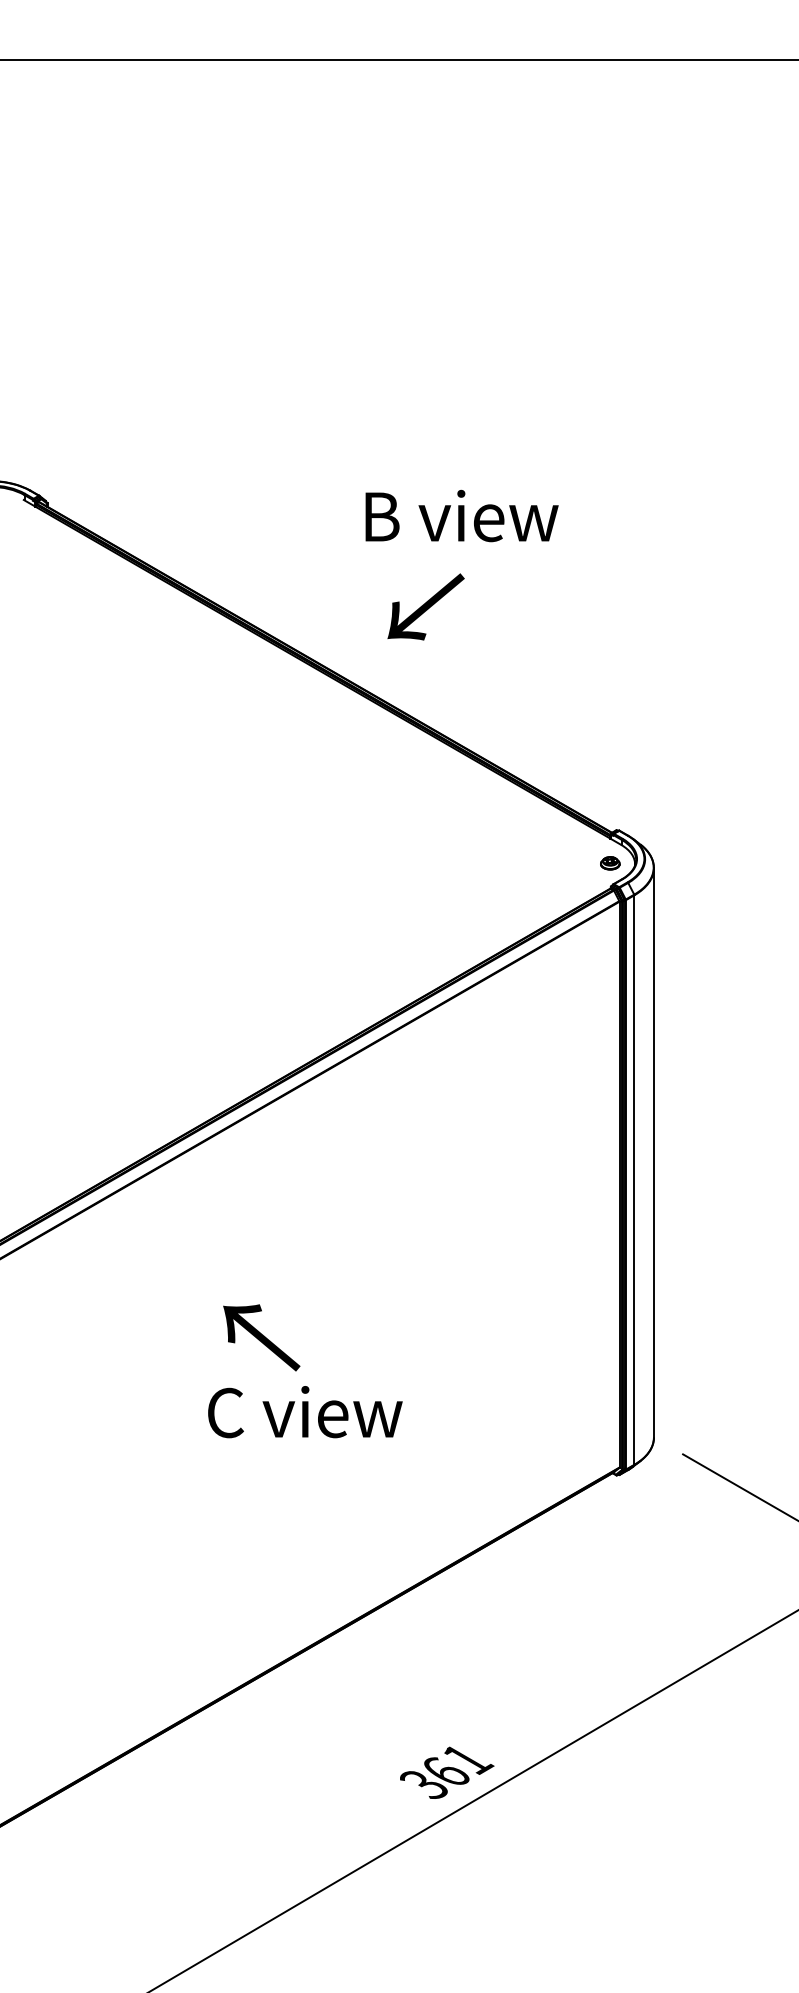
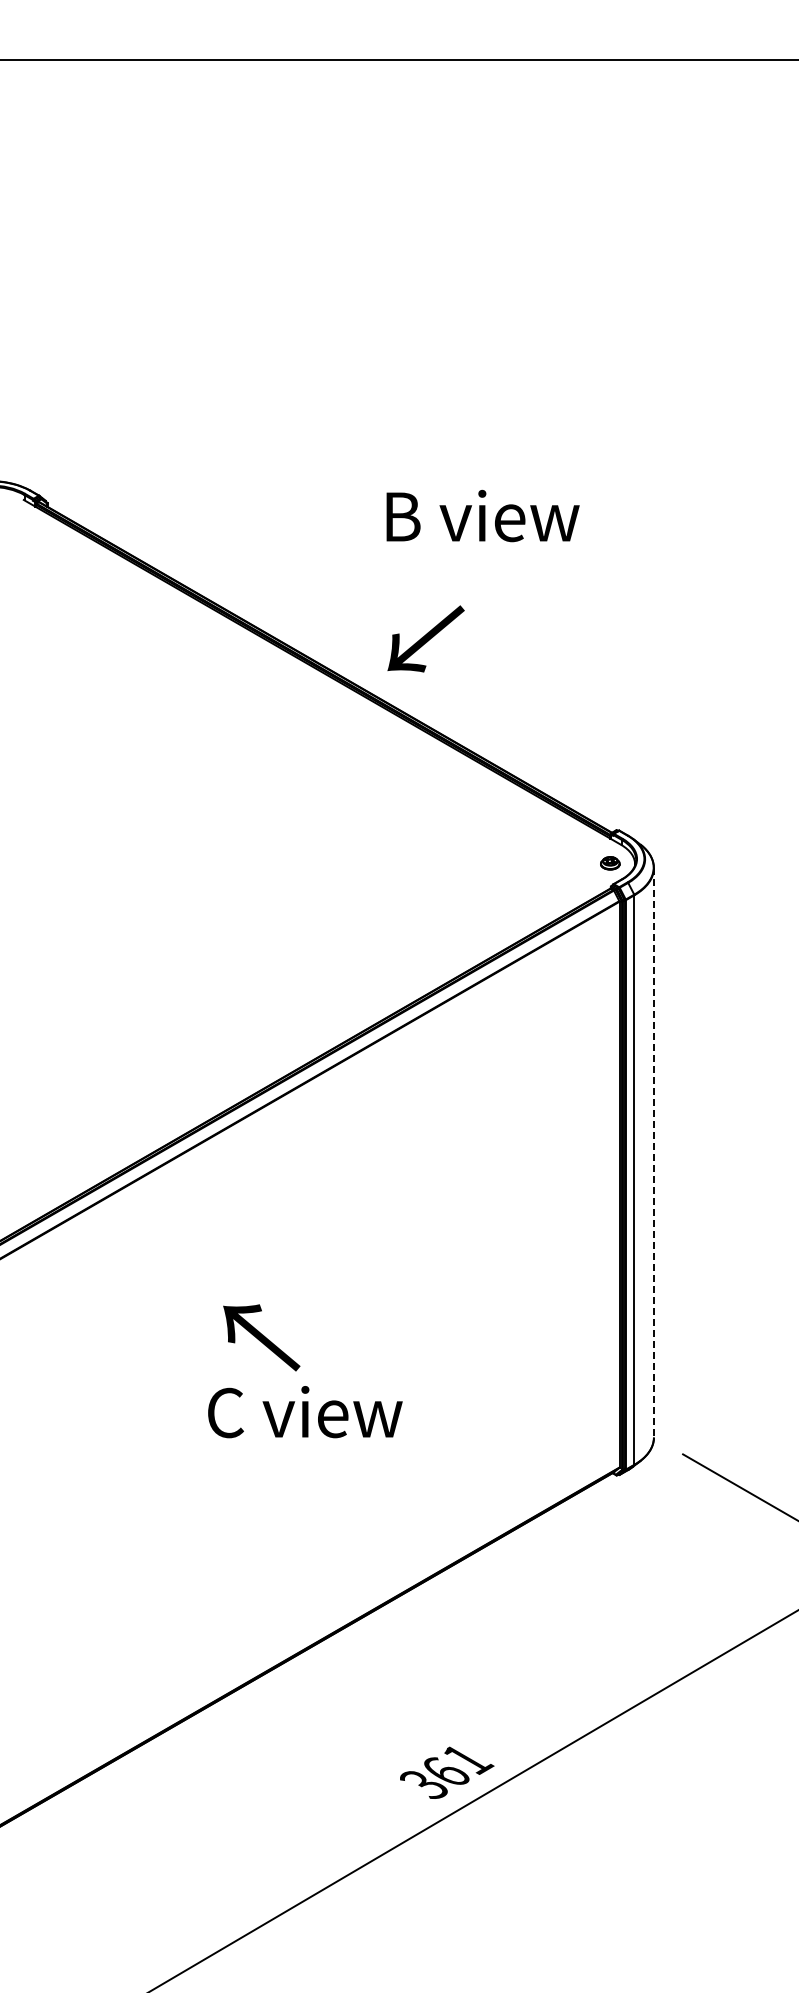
text position: (461, 515) -> (482, 515) (482, 515)
text position: (425, 606) -> (425, 638) (425, 638)
line: solid -> dashed (653, 1152)
